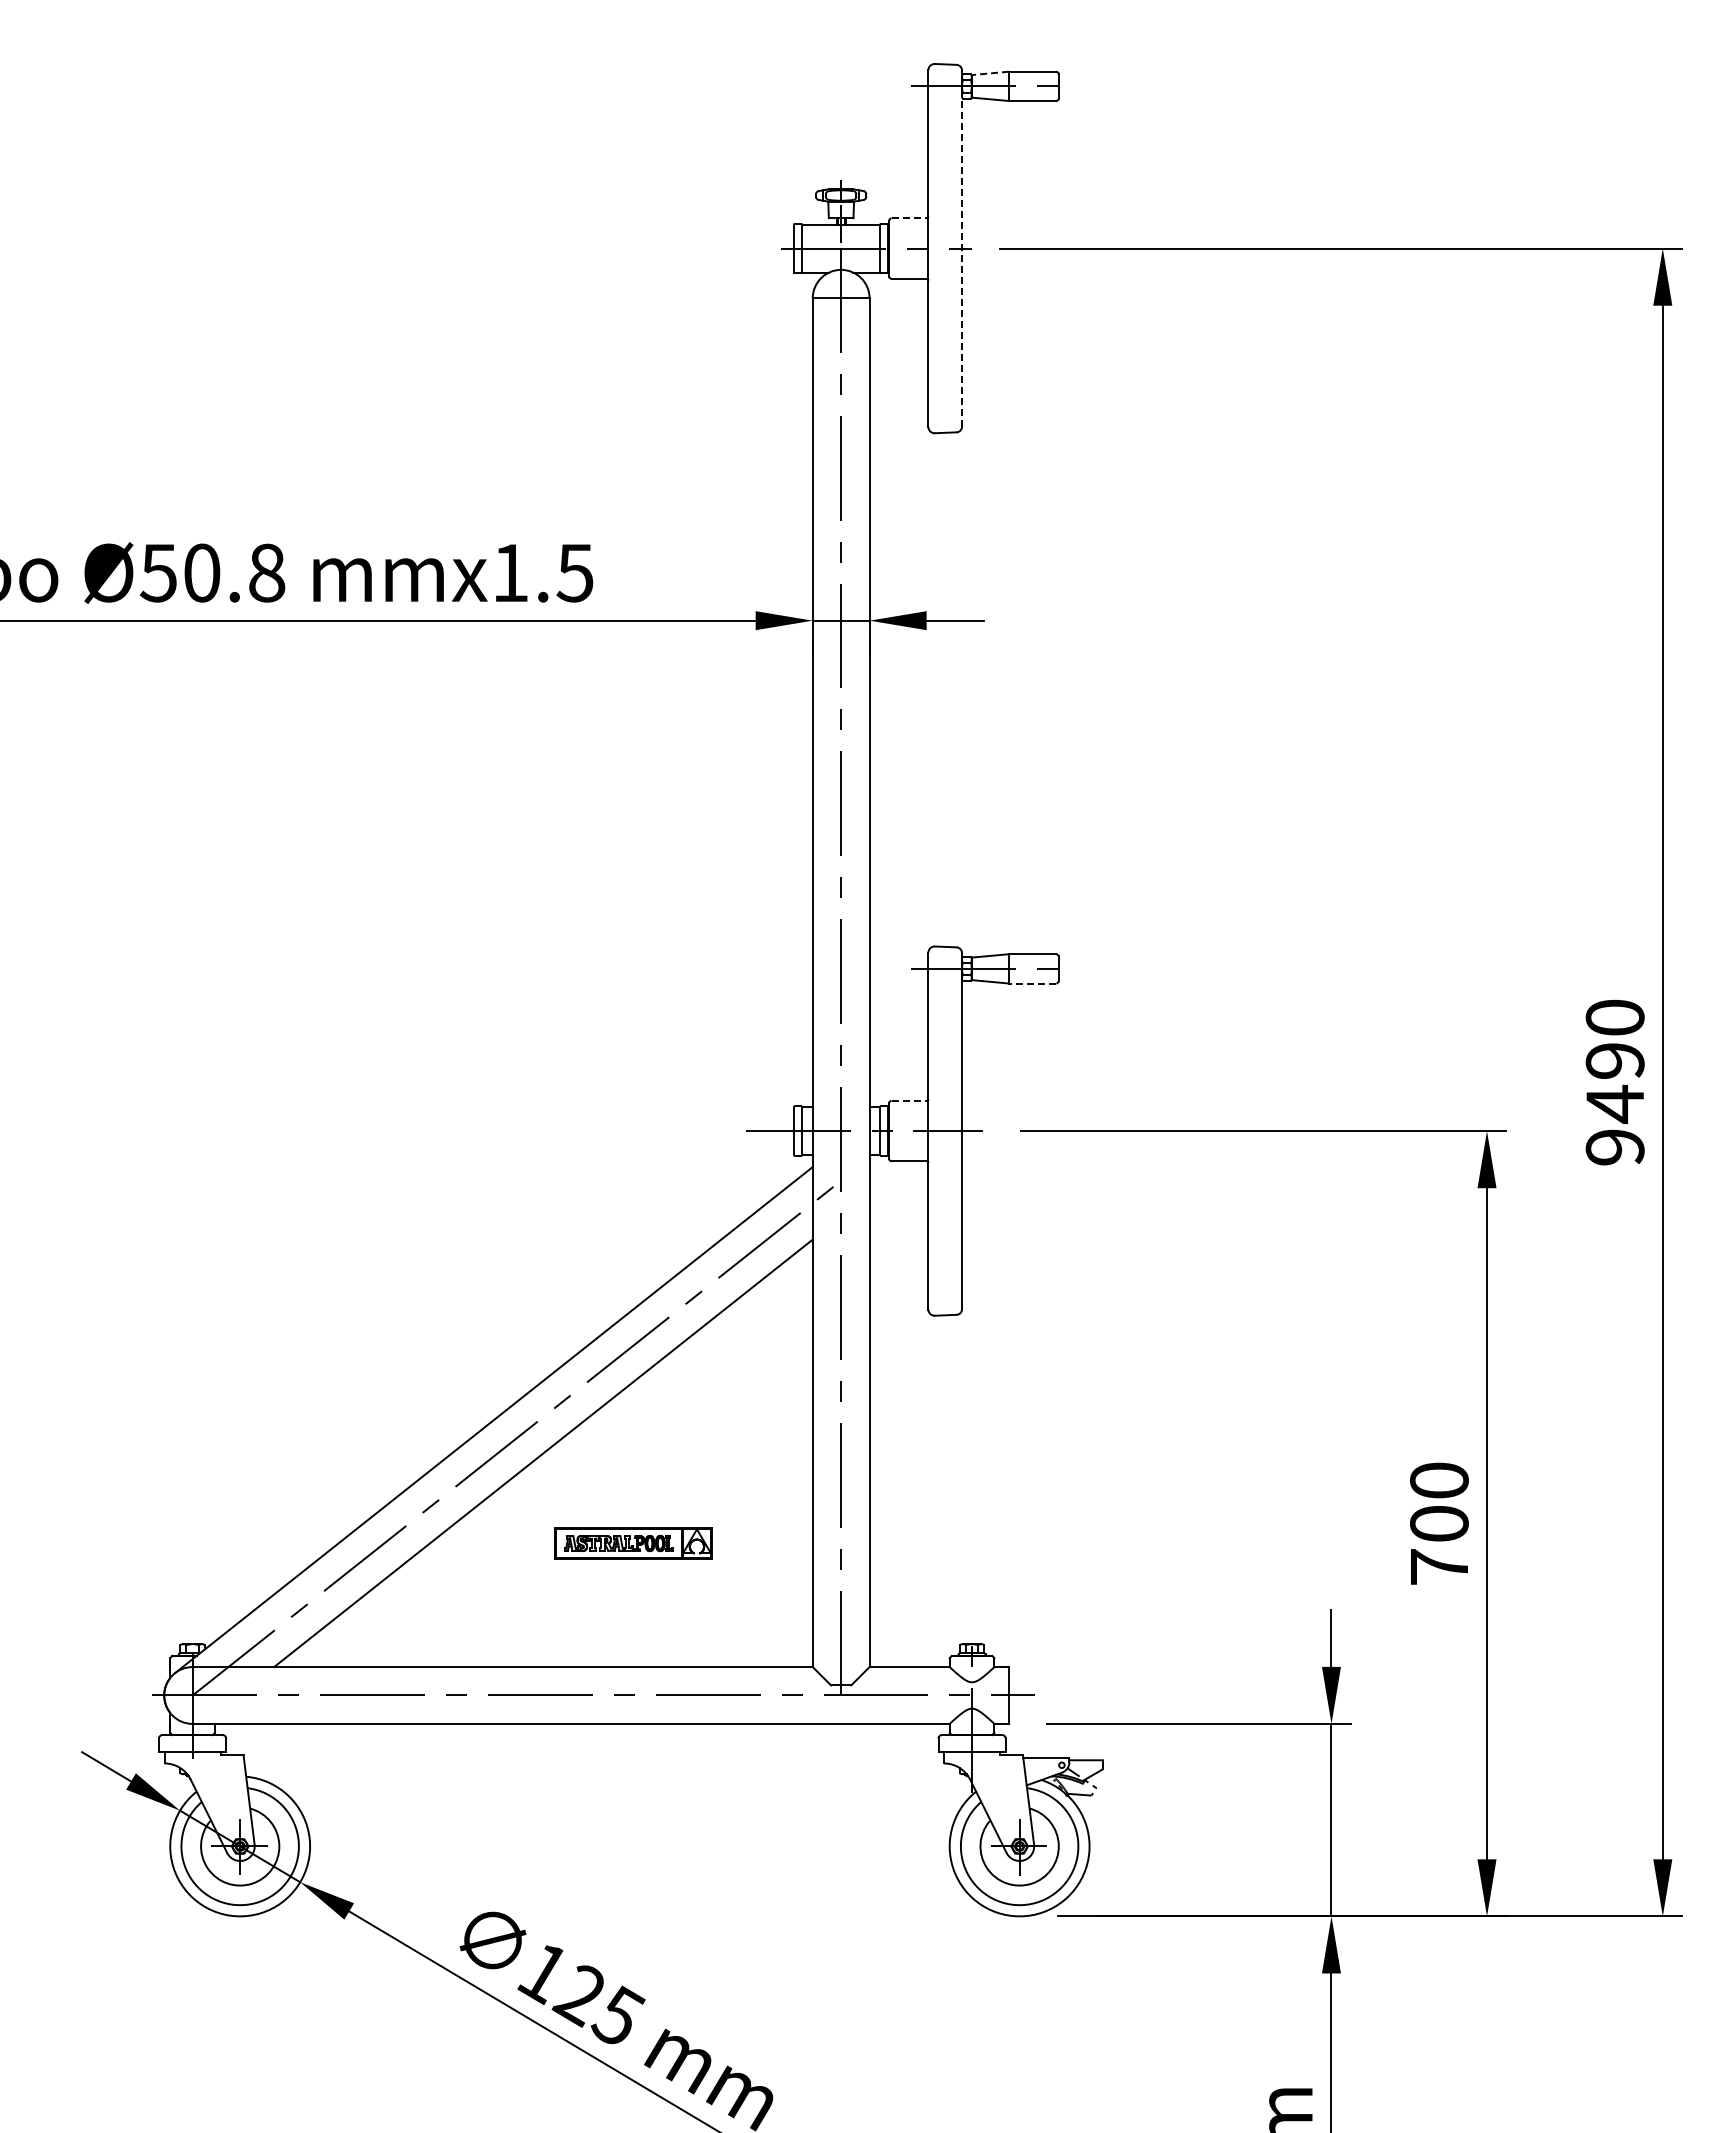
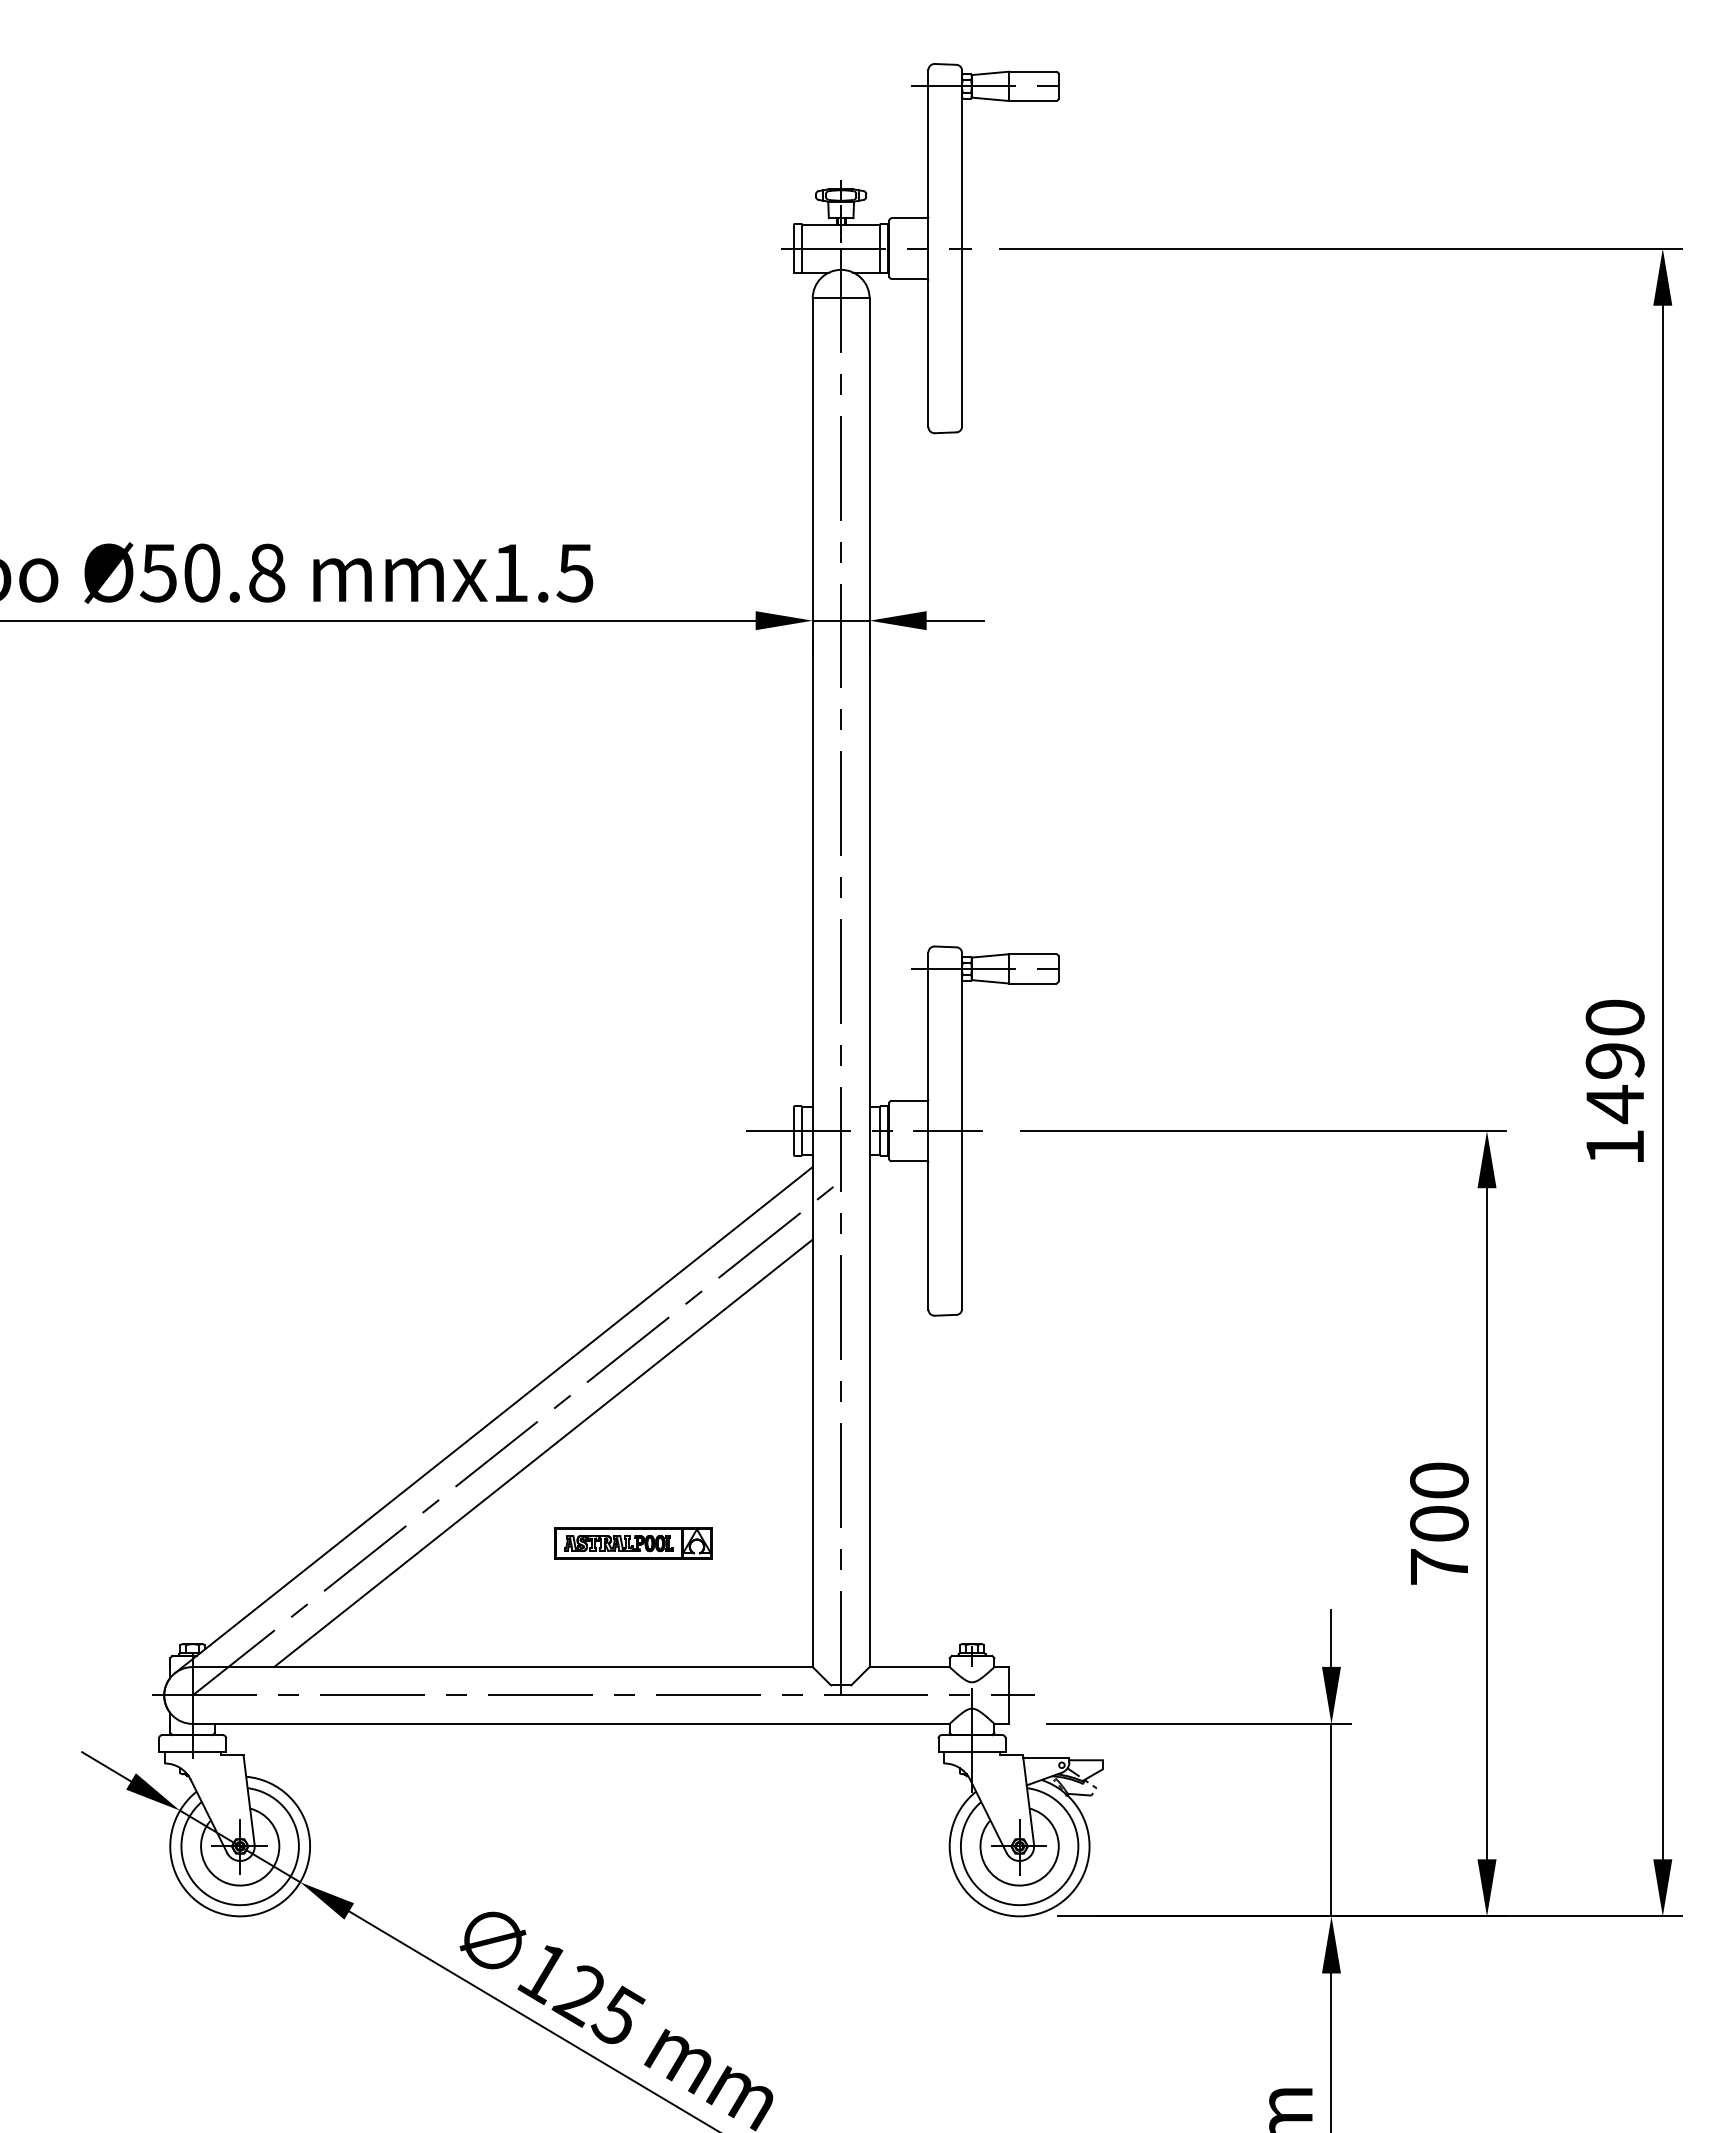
line: dashed -> solid (990, 73)
line: dashed -> solid (909, 218)
line: dashed -> solid (962, 248)
line: dashed -> solid (1032, 983)
line: dashed -> solid (909, 1100)
text: 9490 -> 1490 (1614, 1147)
